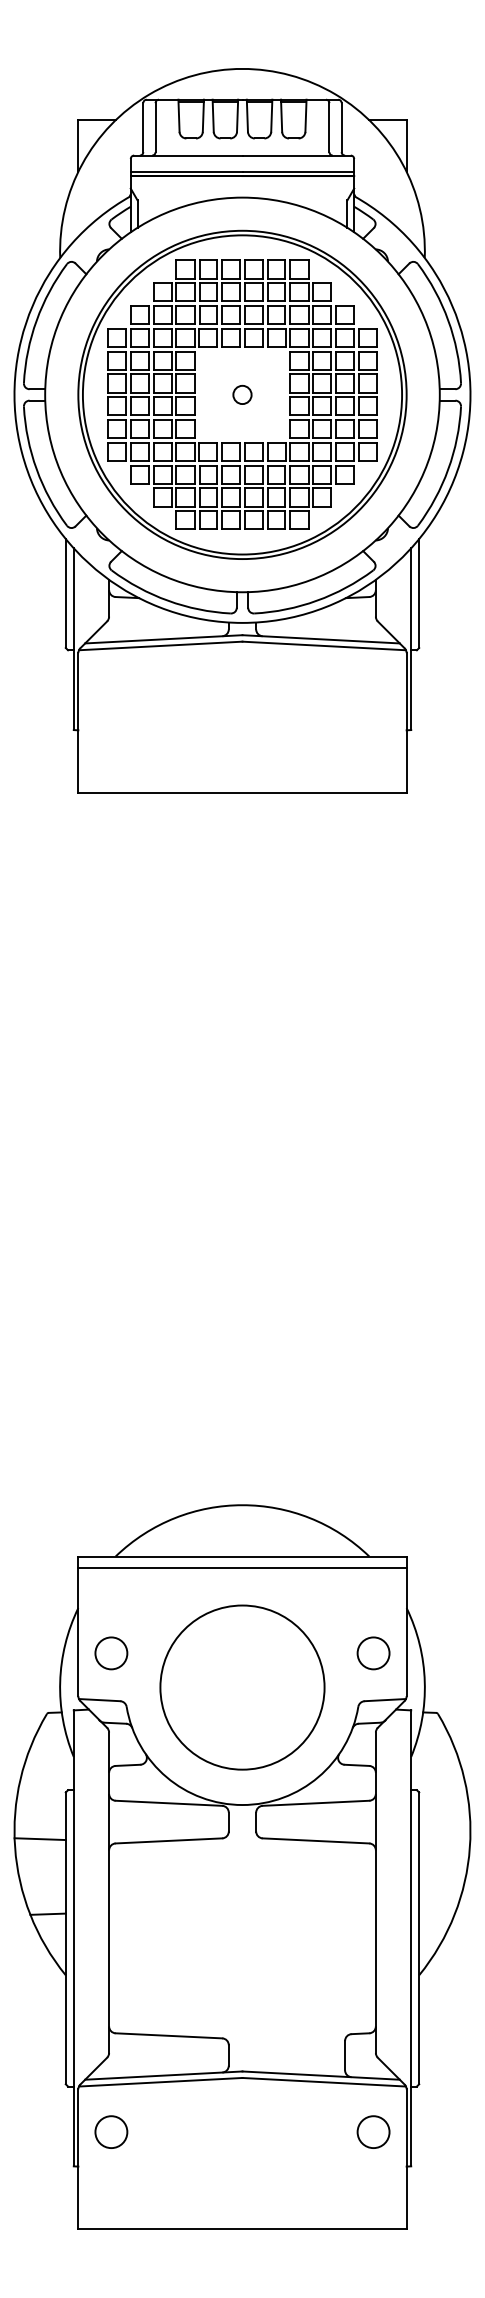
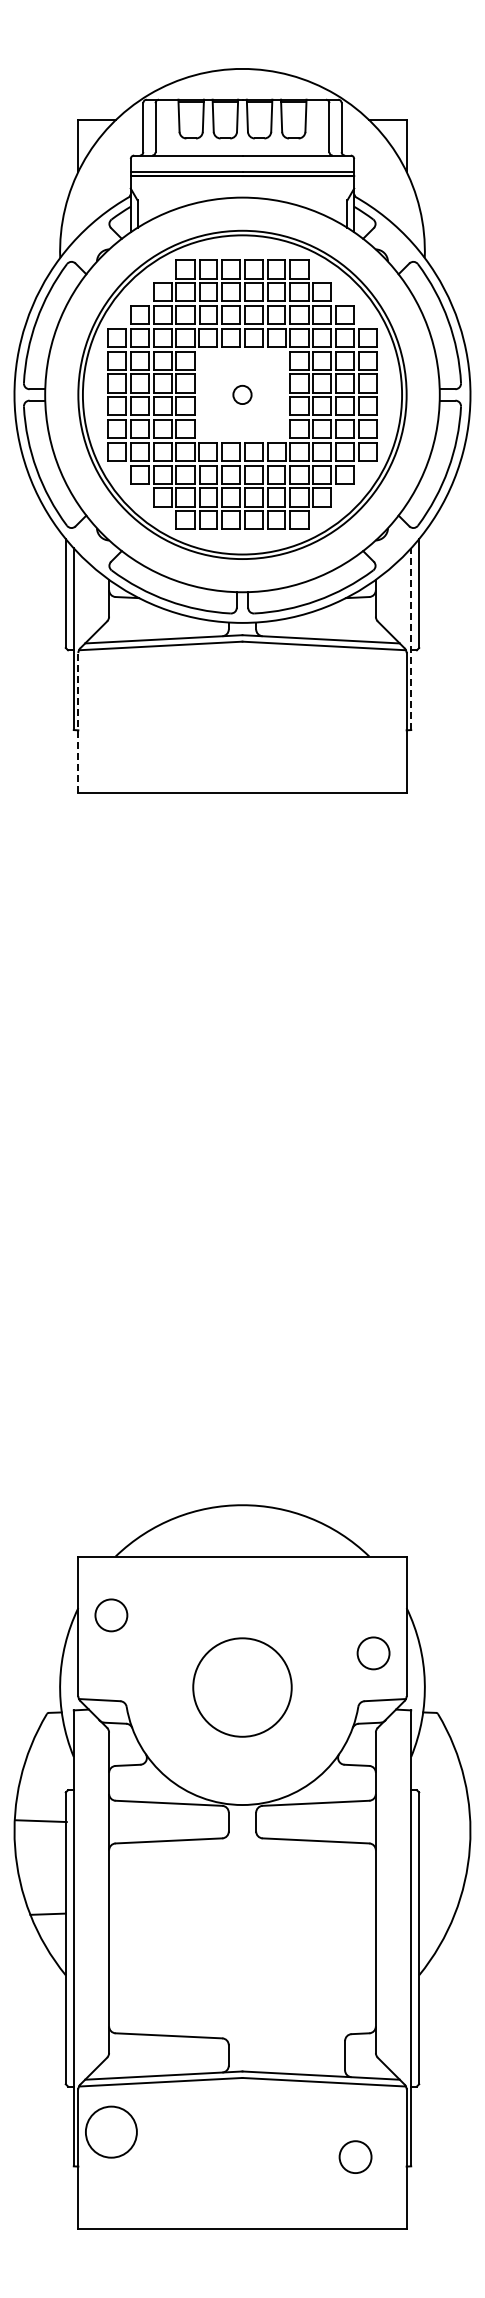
line: solid -> dashed (411, 639)
line: solid -> dashed (78, 722)
line: present -> none (242, 1567)
circle position: (111, 1653) -> (111, 1615) (111, 1615)
circle size: 167x167 px -> 101x101 px (242, 1687)
line position: (39, 1839) -> (40, 1821) (40, 1821)
circle position: (373, 2131) -> (355, 2156) (355, 2156)
circle diameter: 32 px -> 51 px (110, 2131)
